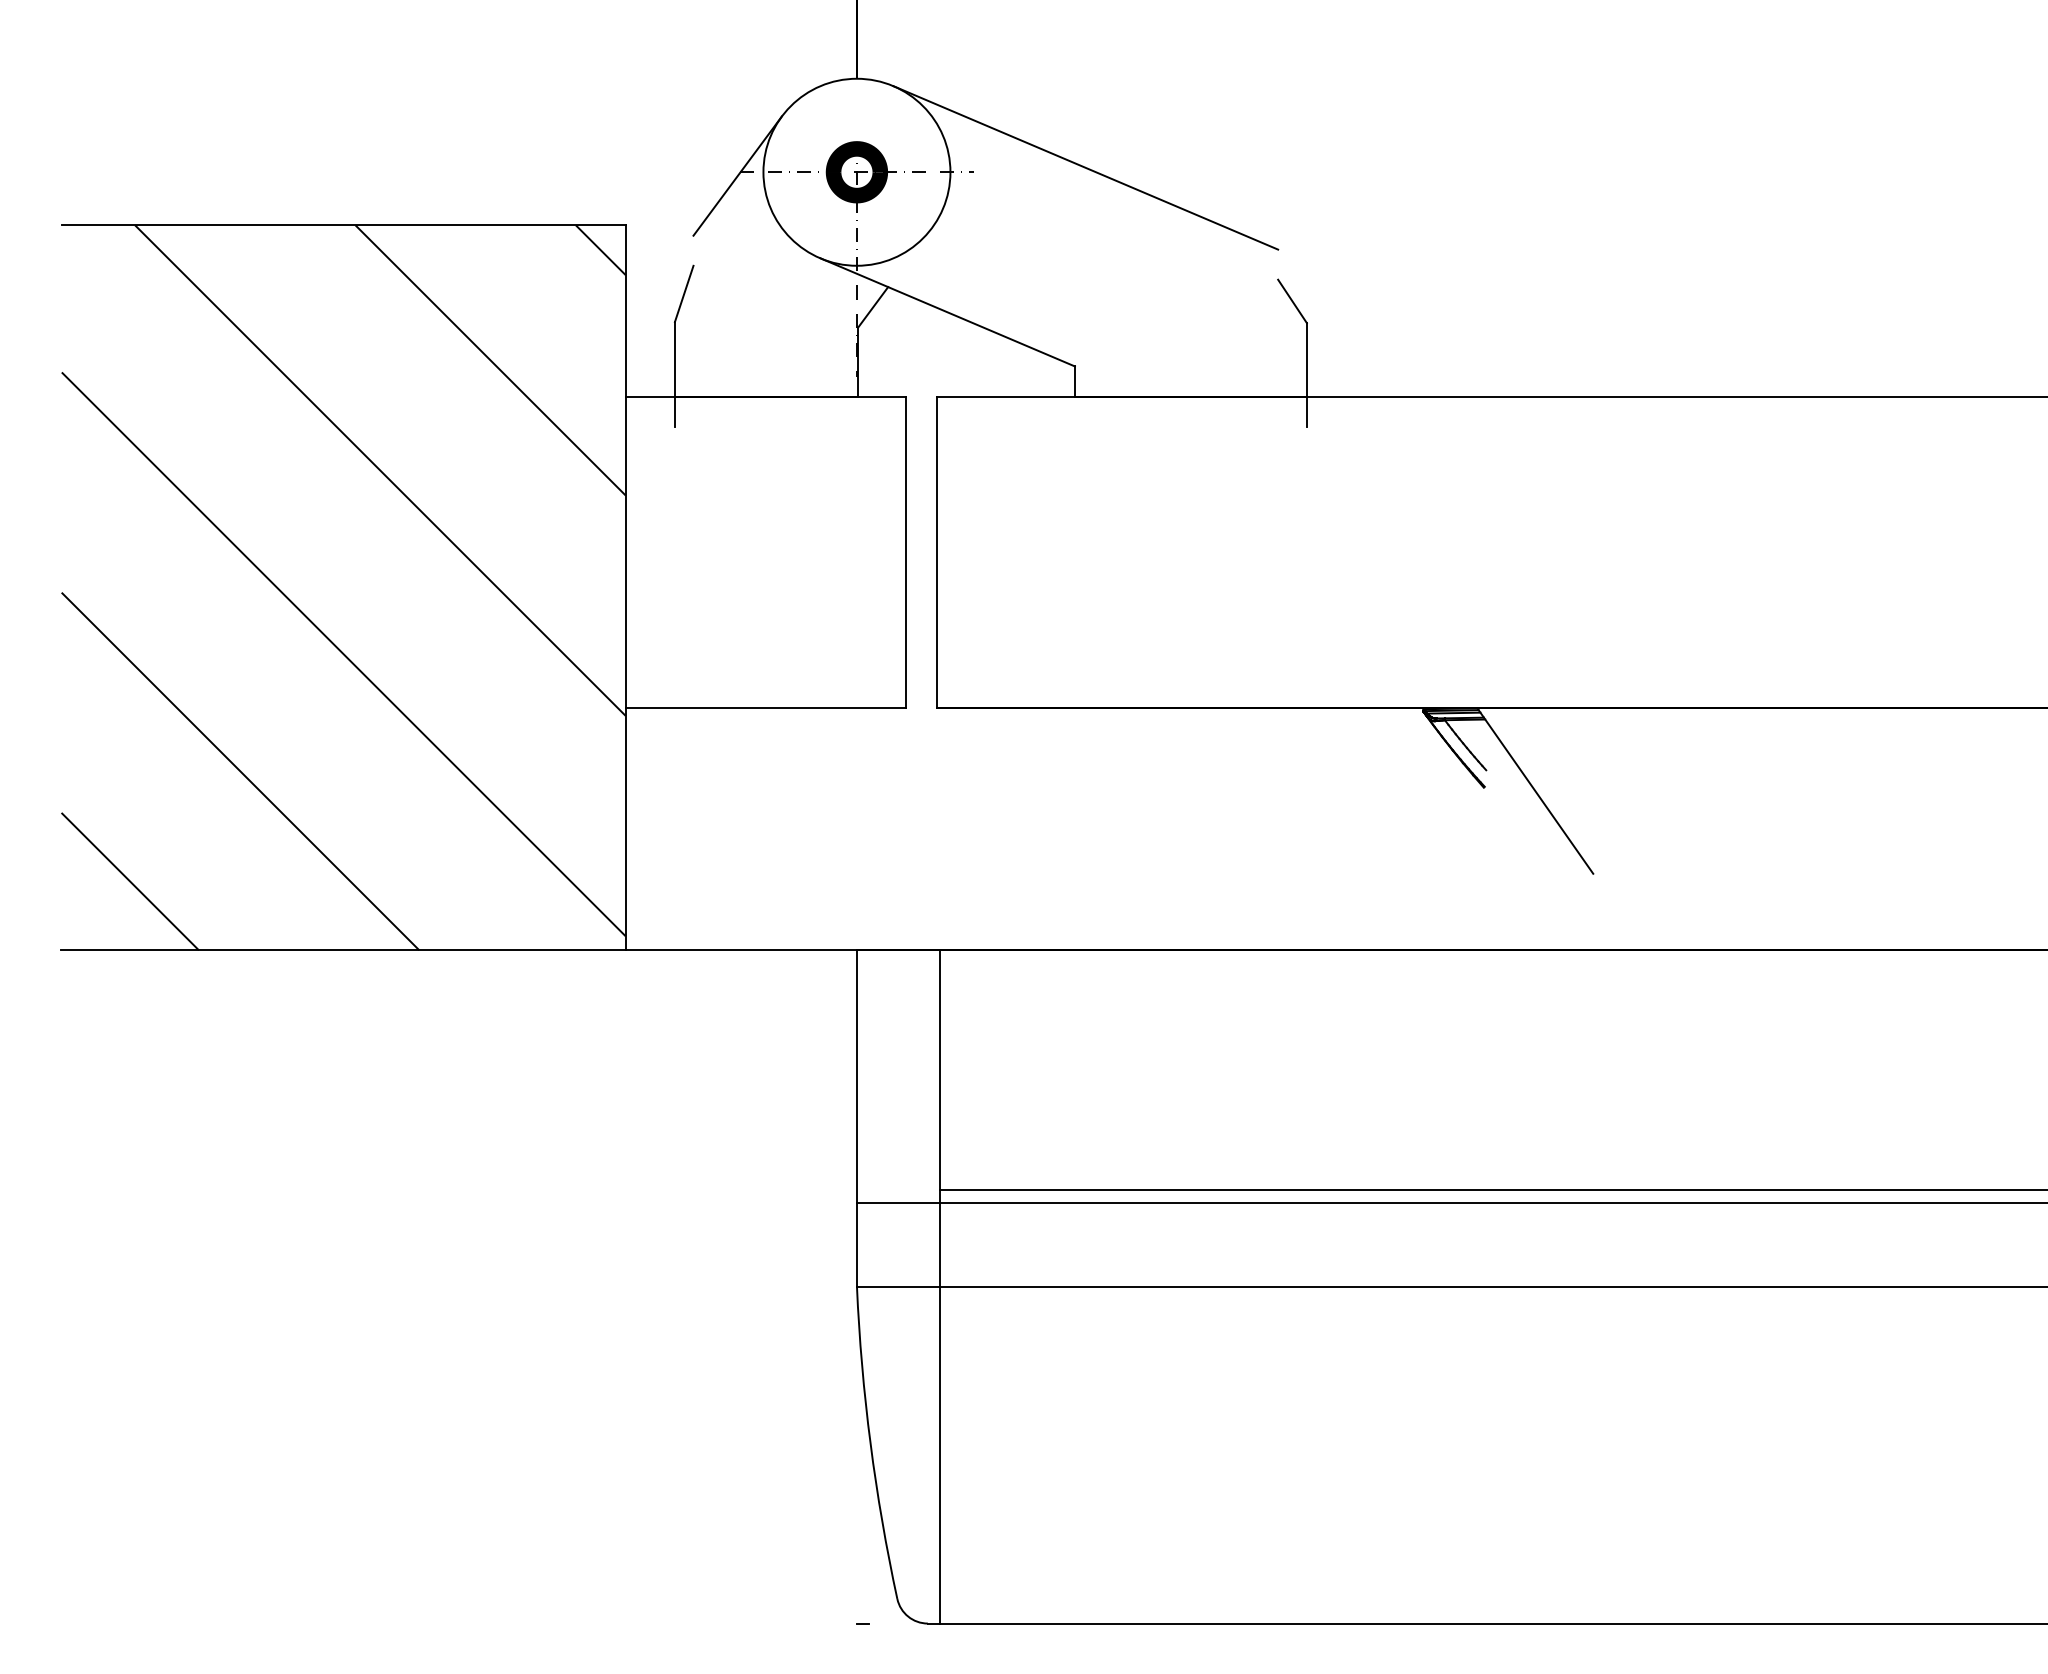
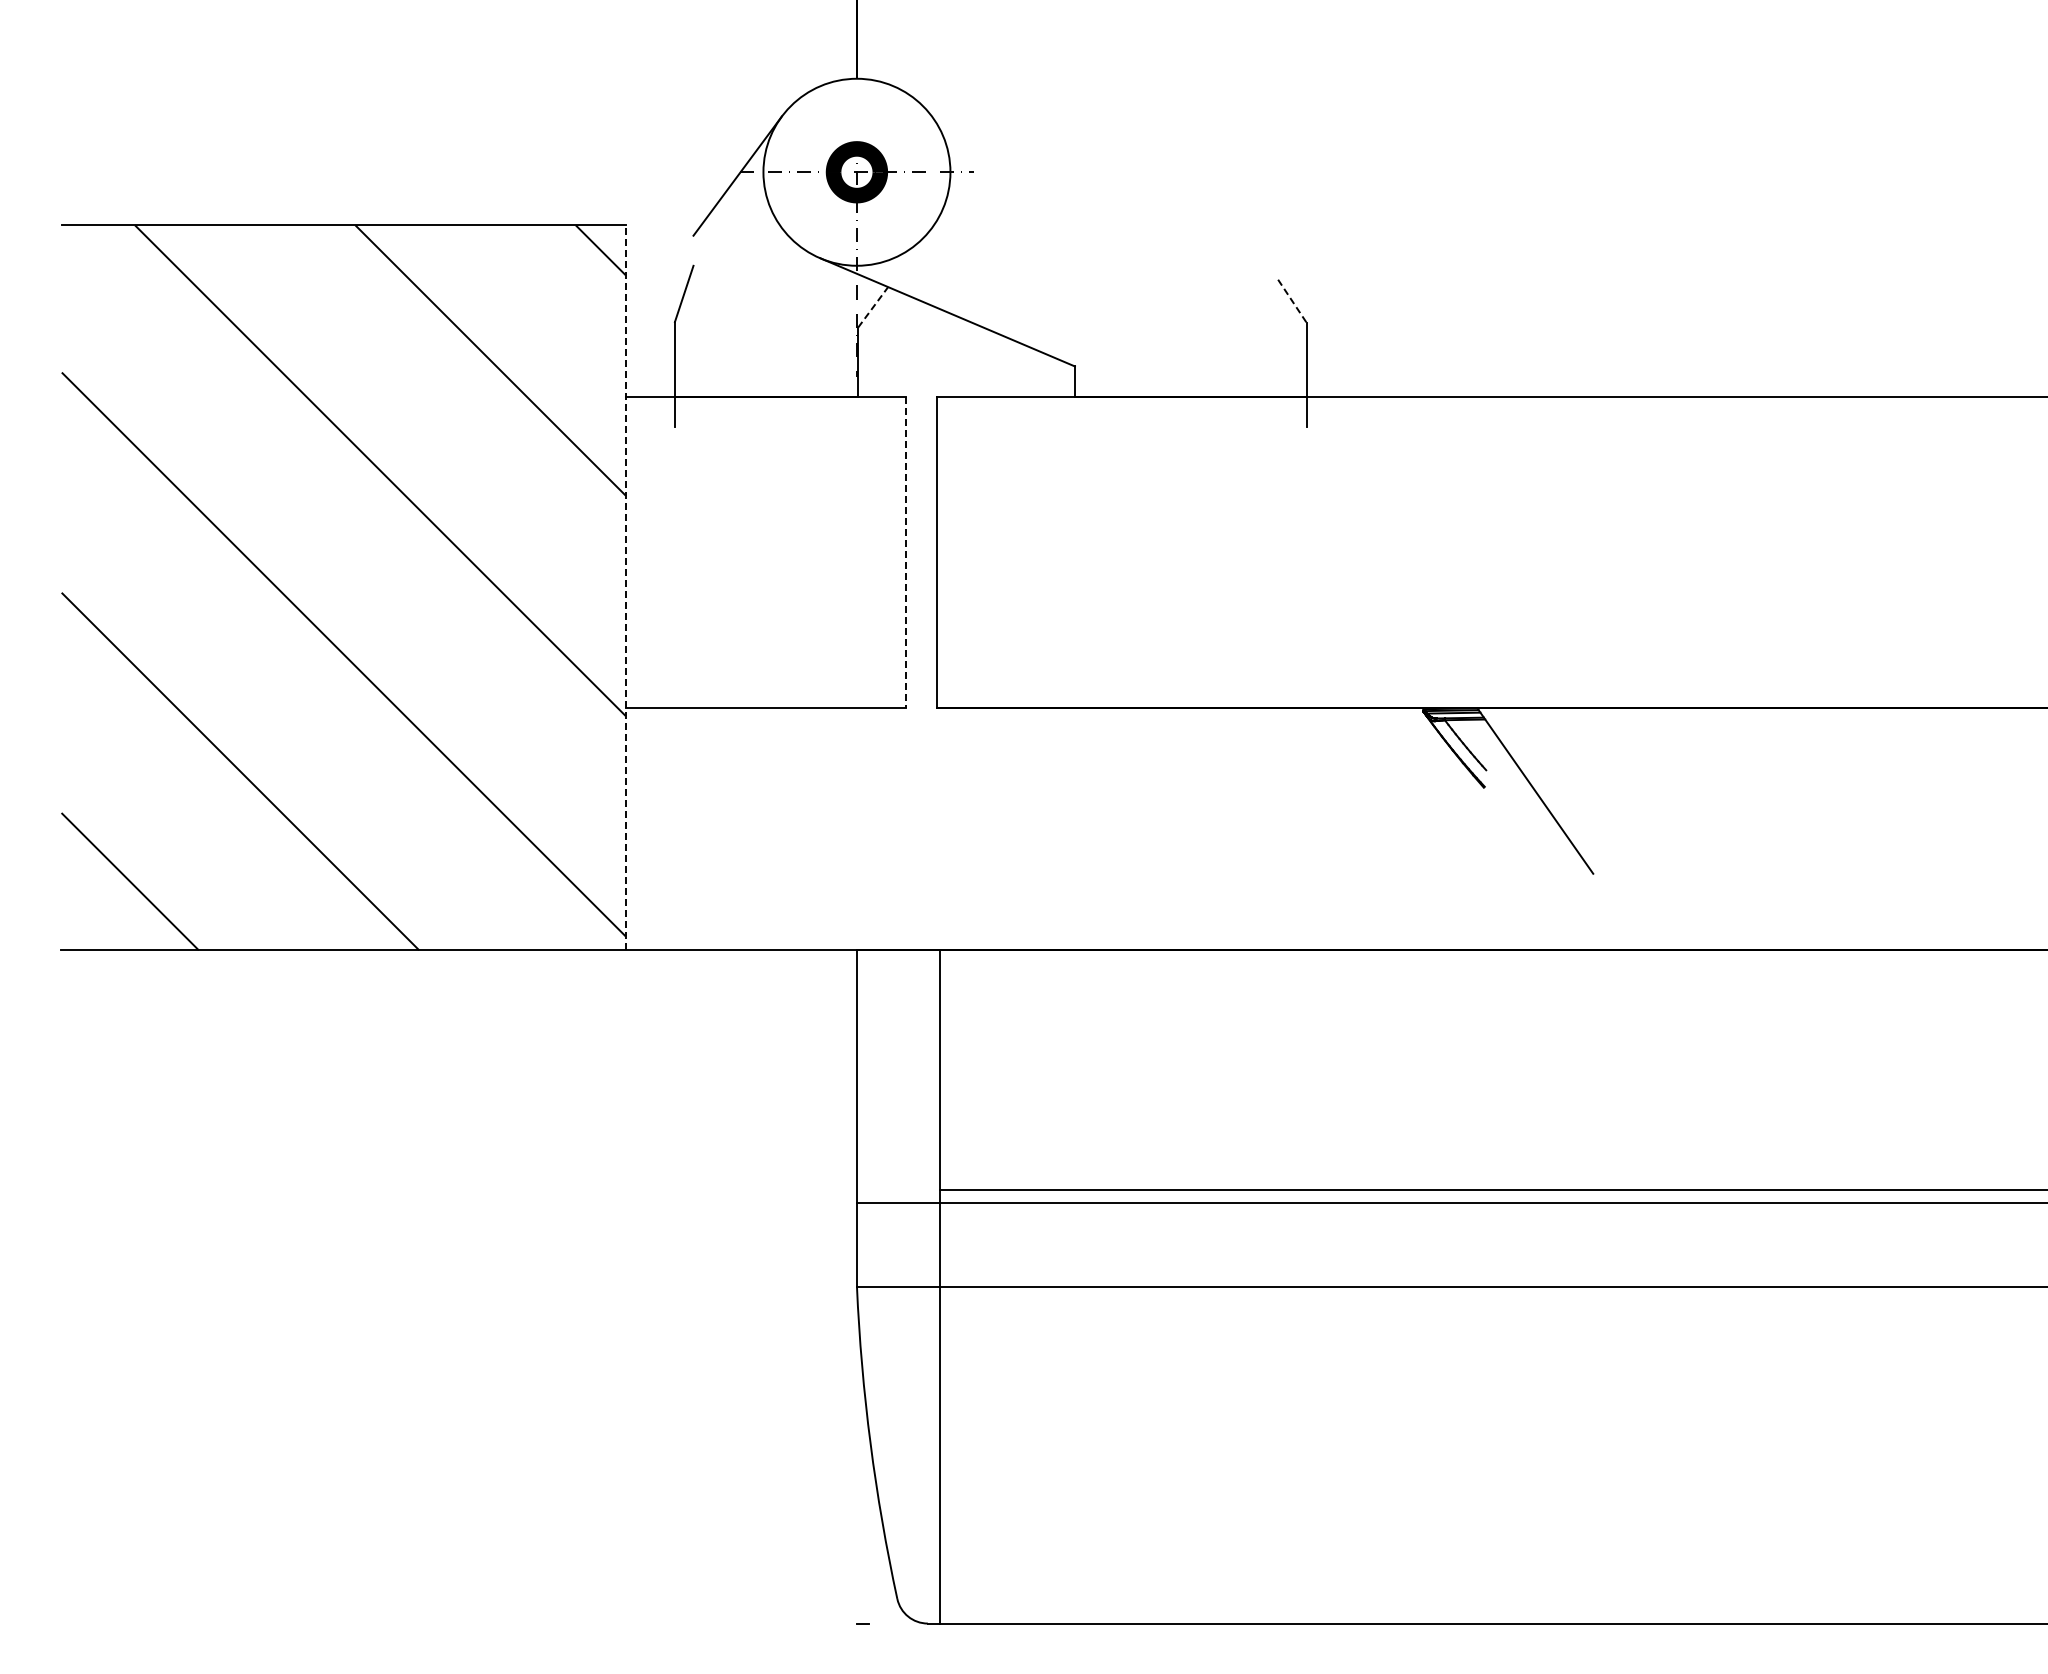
line: present -> none (1085, 167)
line: solid -> dashed (1292, 301)
line: solid -> dashed (873, 306)
line: solid -> dashed (906, 552)
line: solid -> dashed (625, 587)
